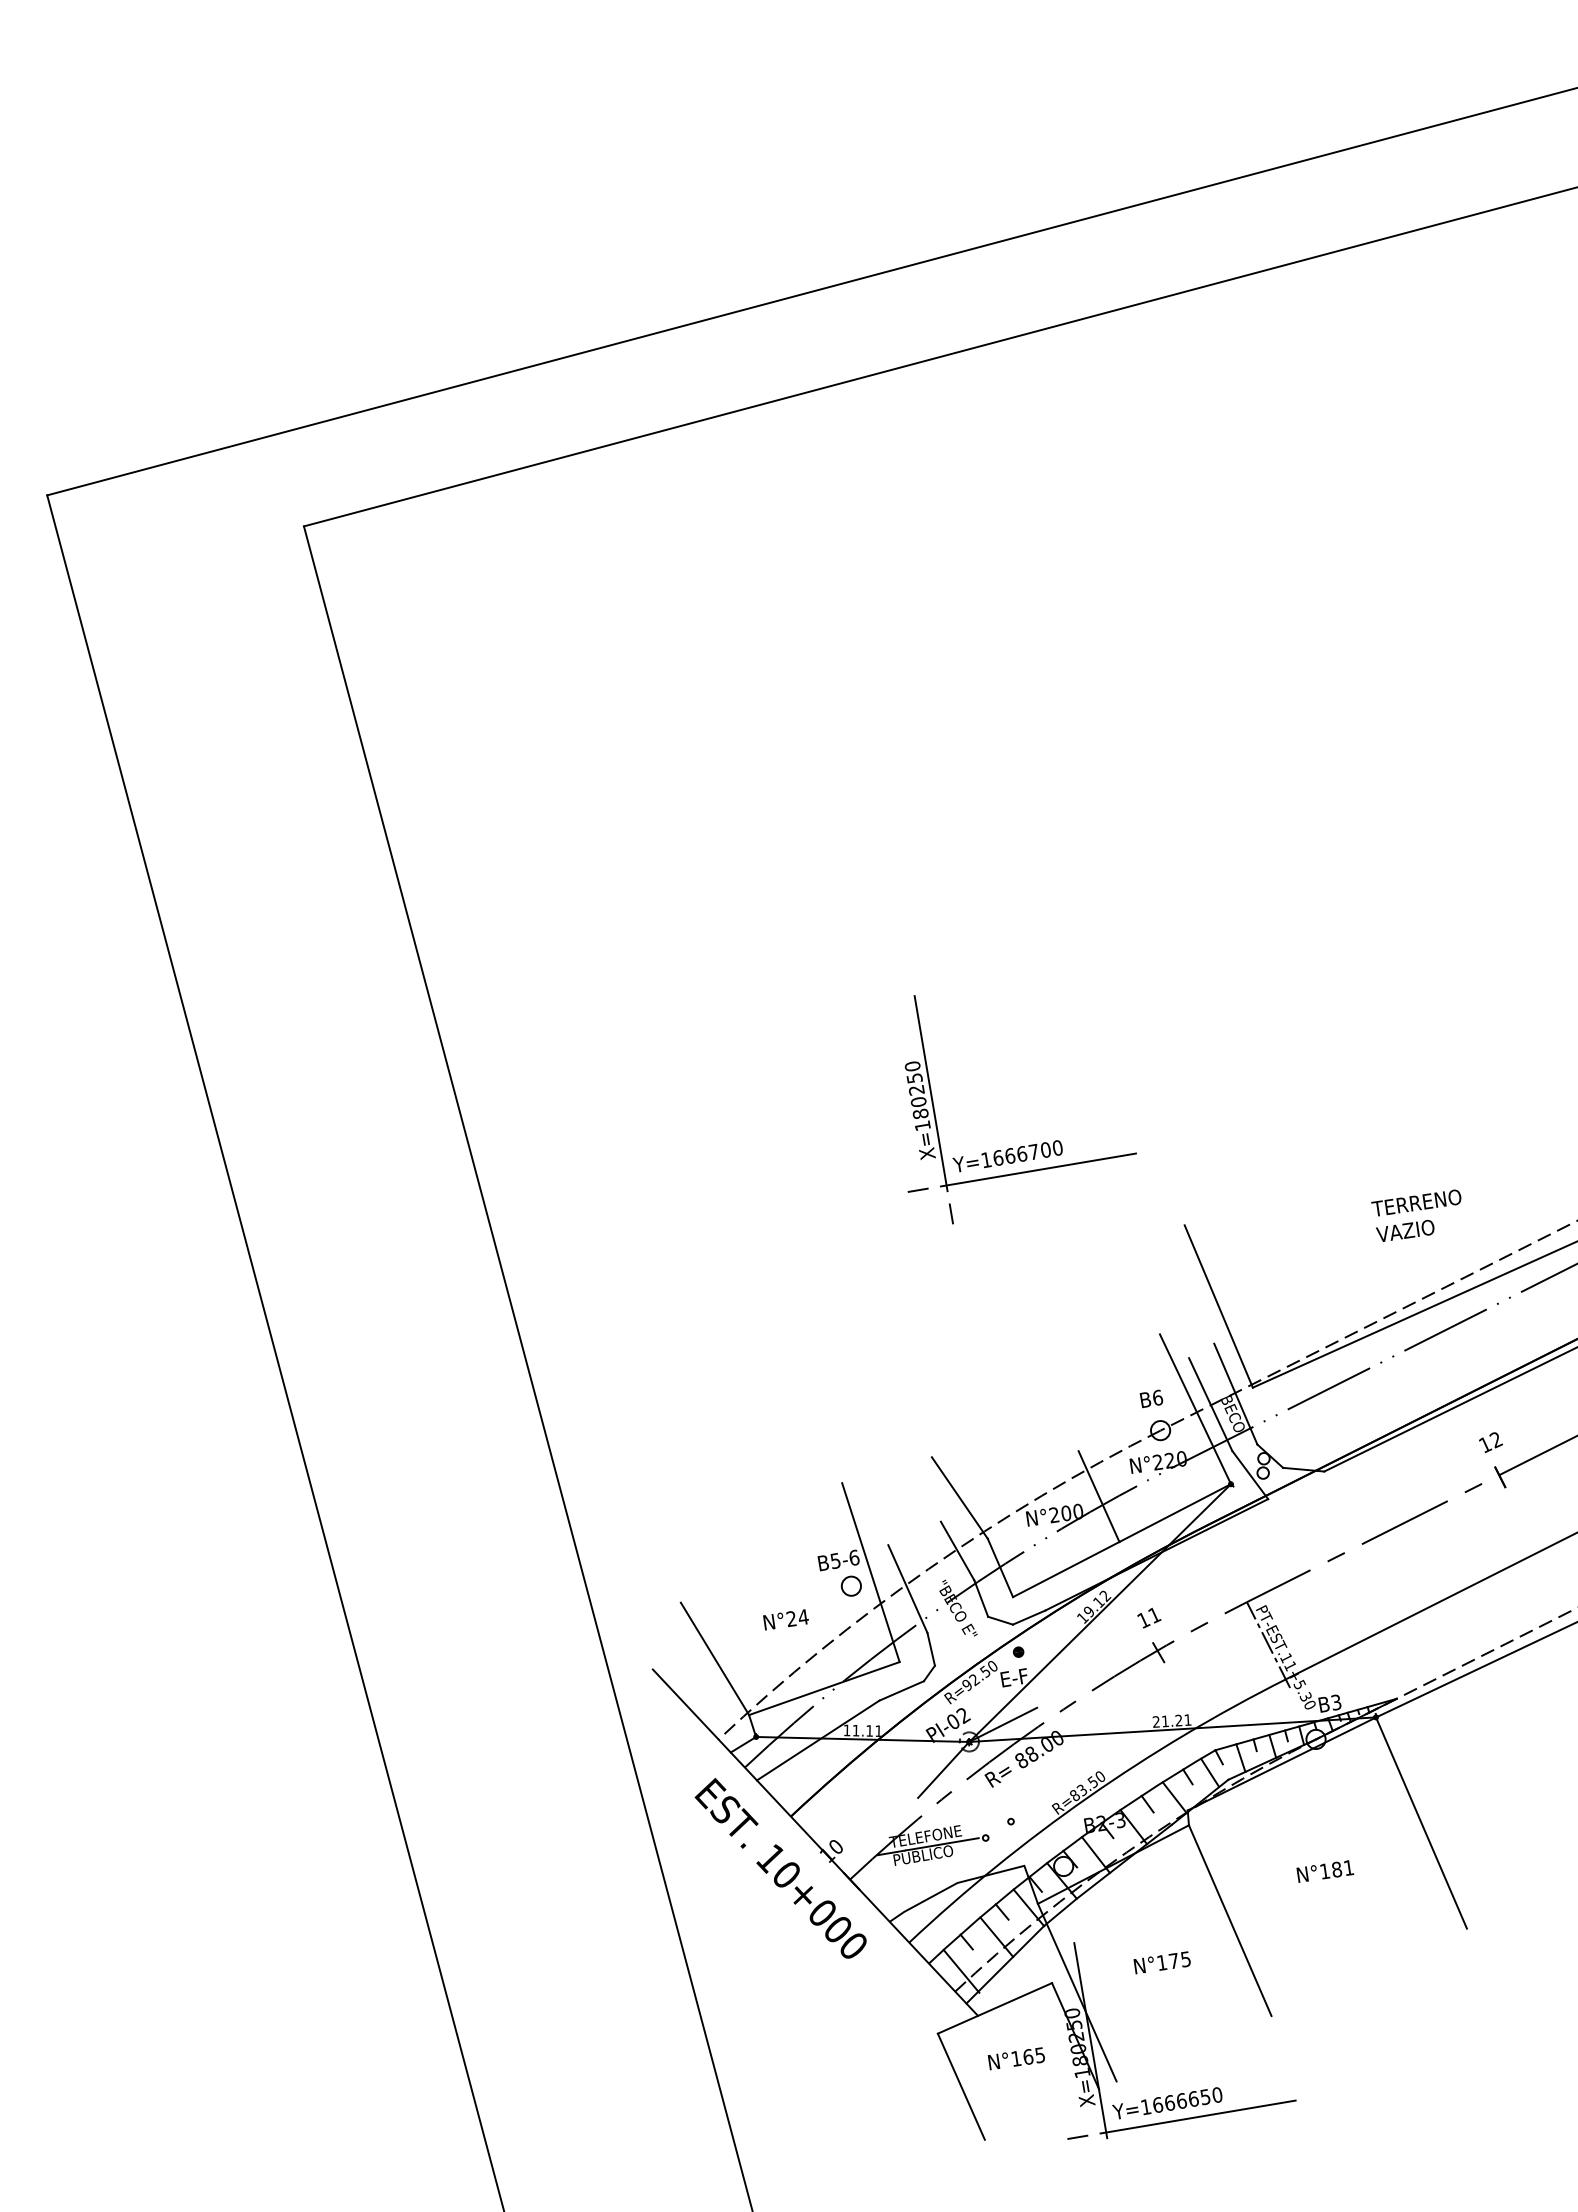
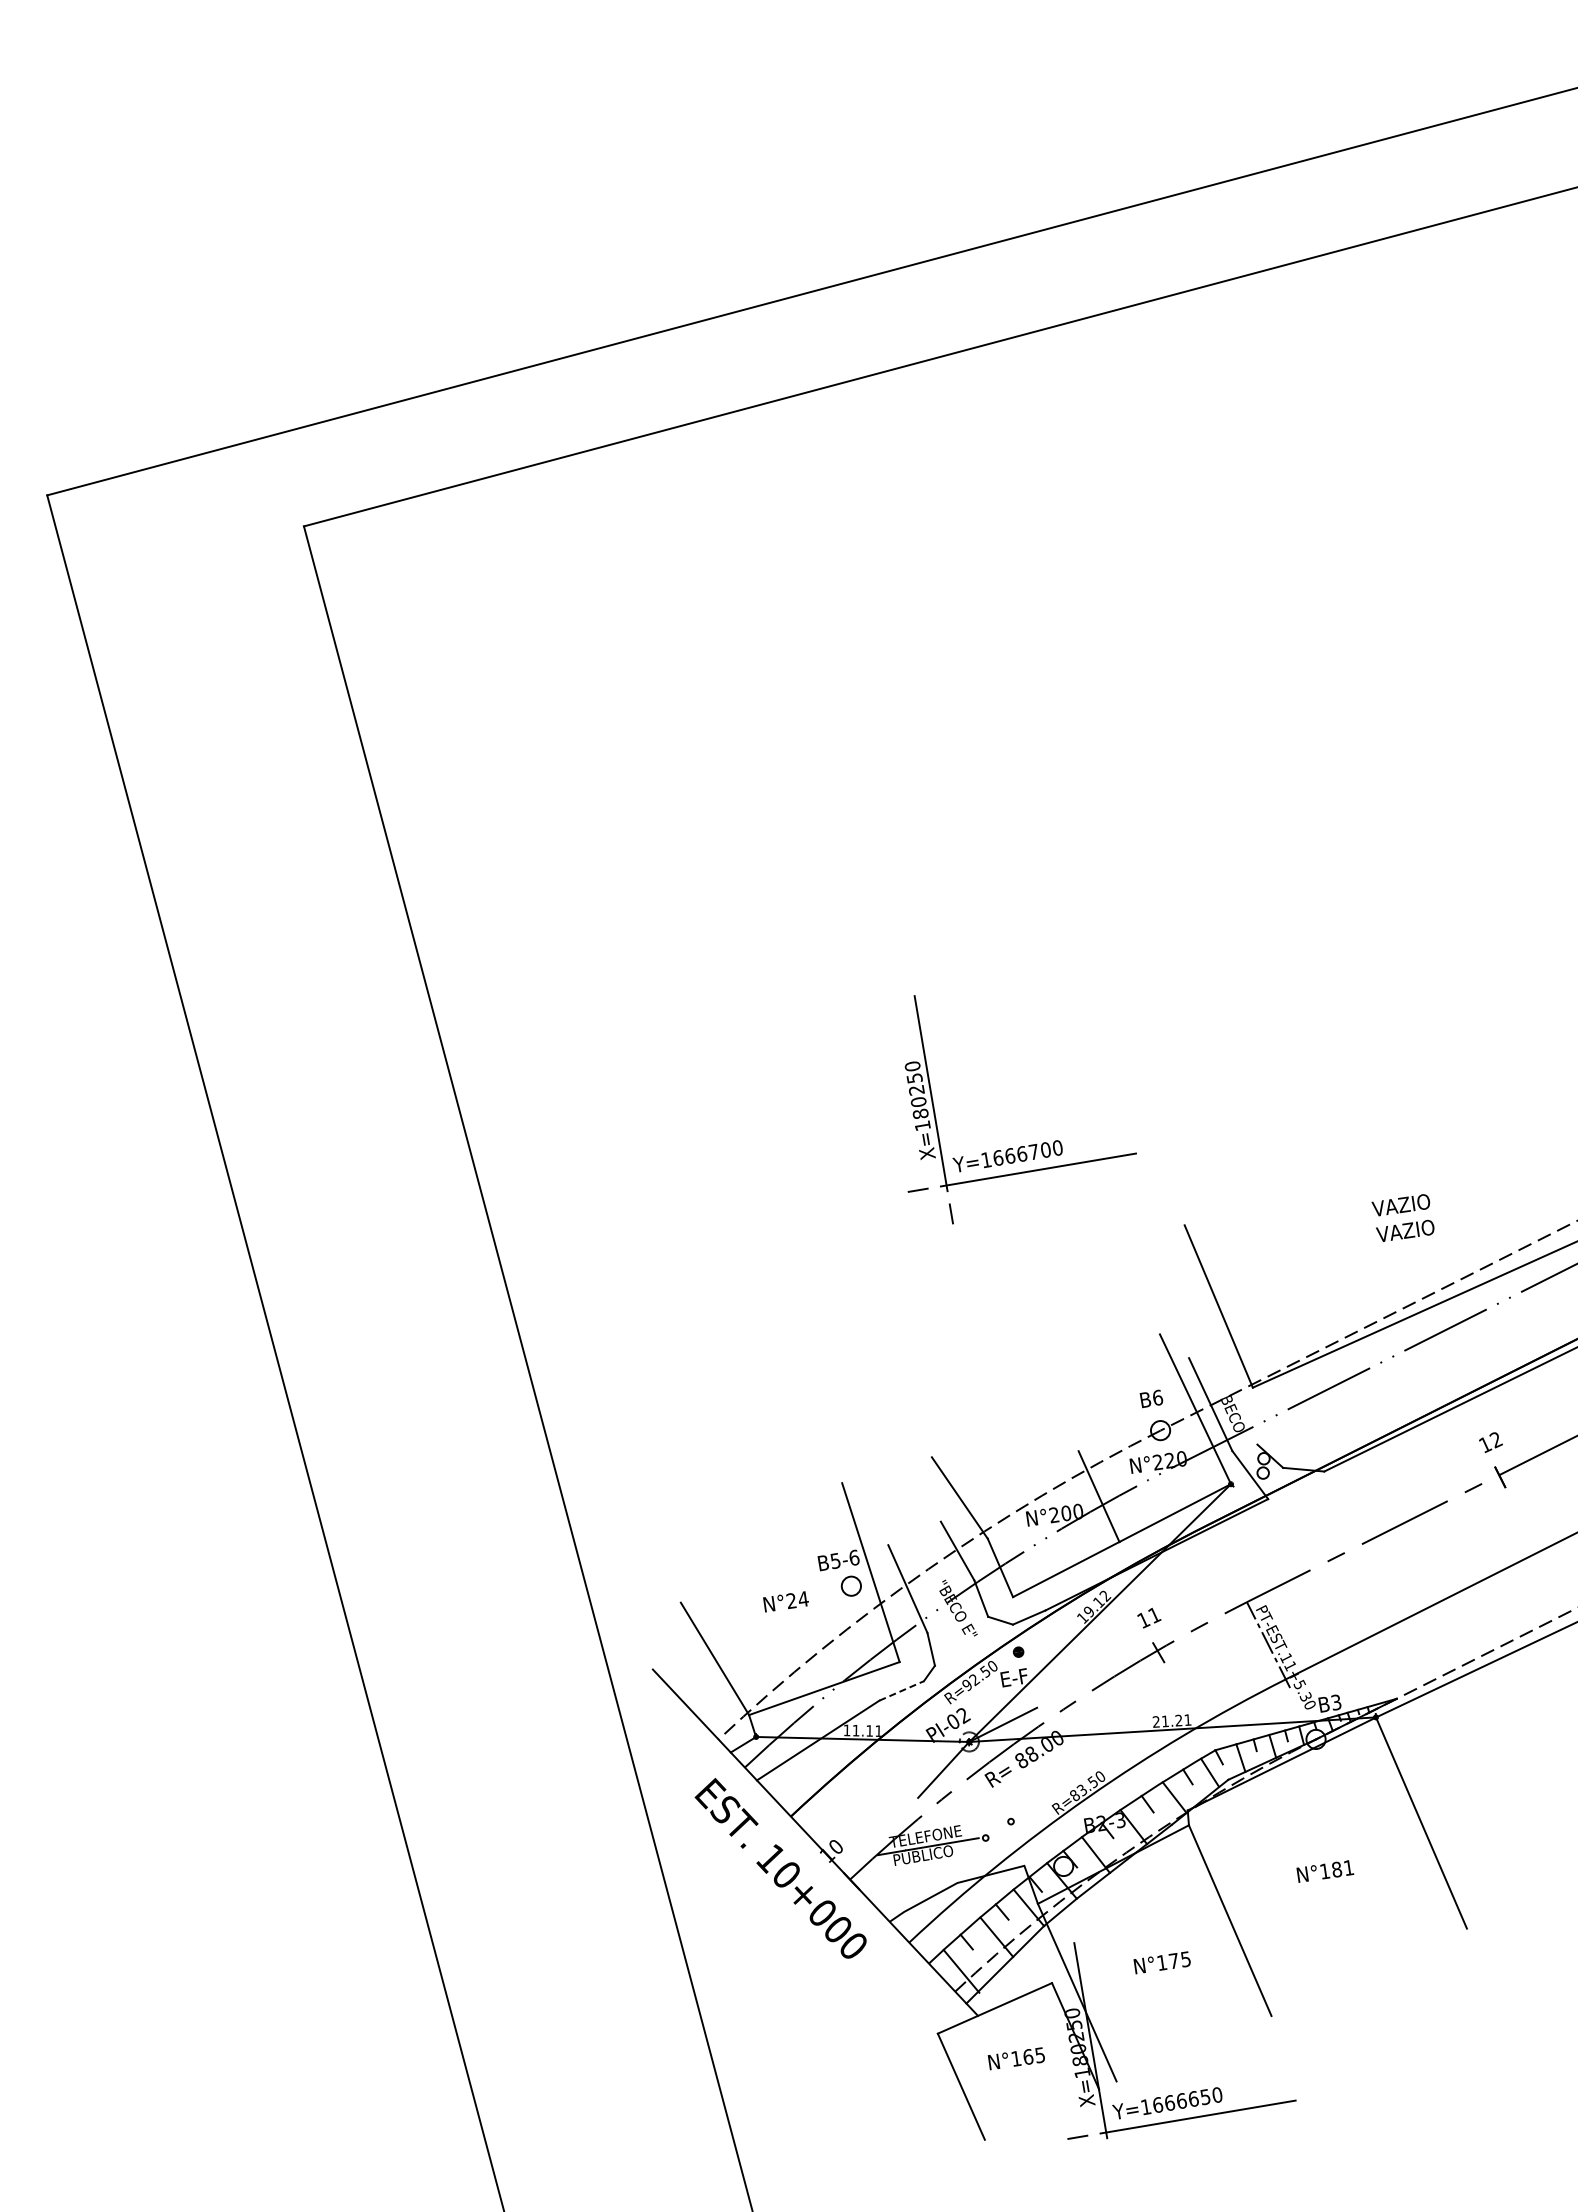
text: TERRENO -> VAZIO (1416, 1202)
line: present -> none (1235, 1393)
text position: (785, 1619) -> (785, 1601) (785, 1601)
line: solid -> dashed (902, 1690)
